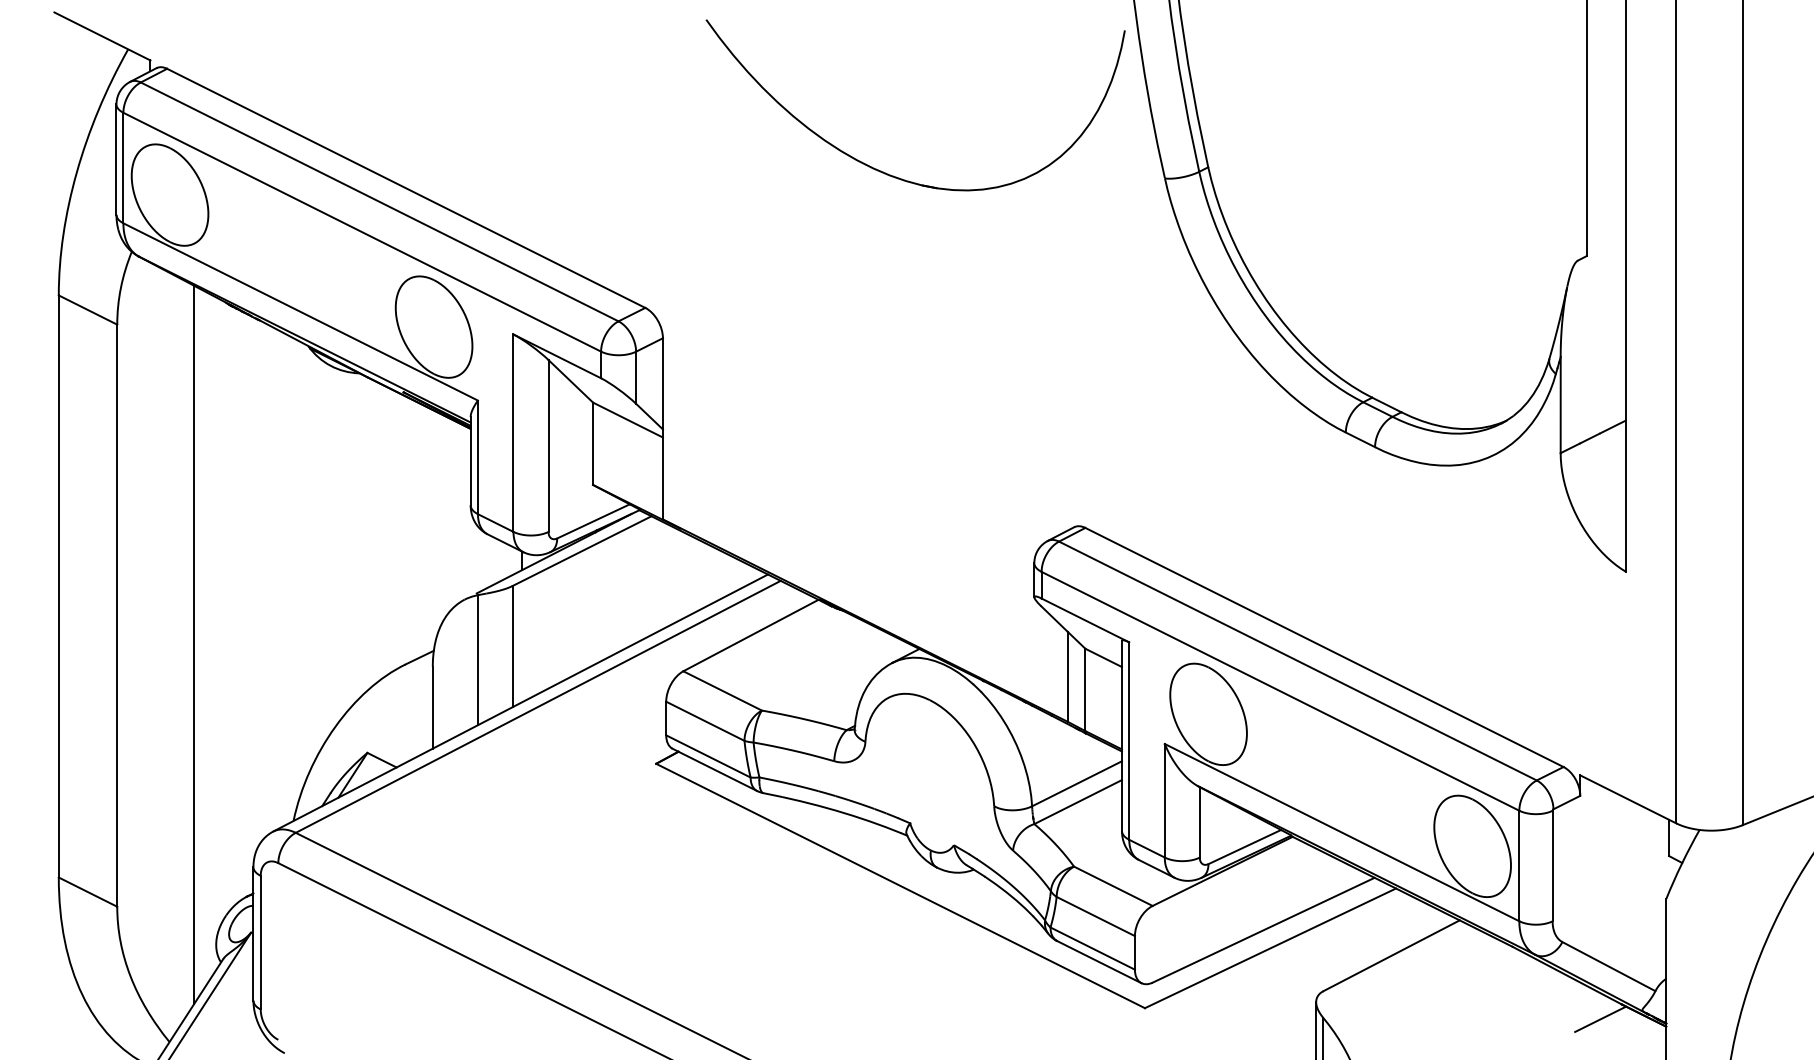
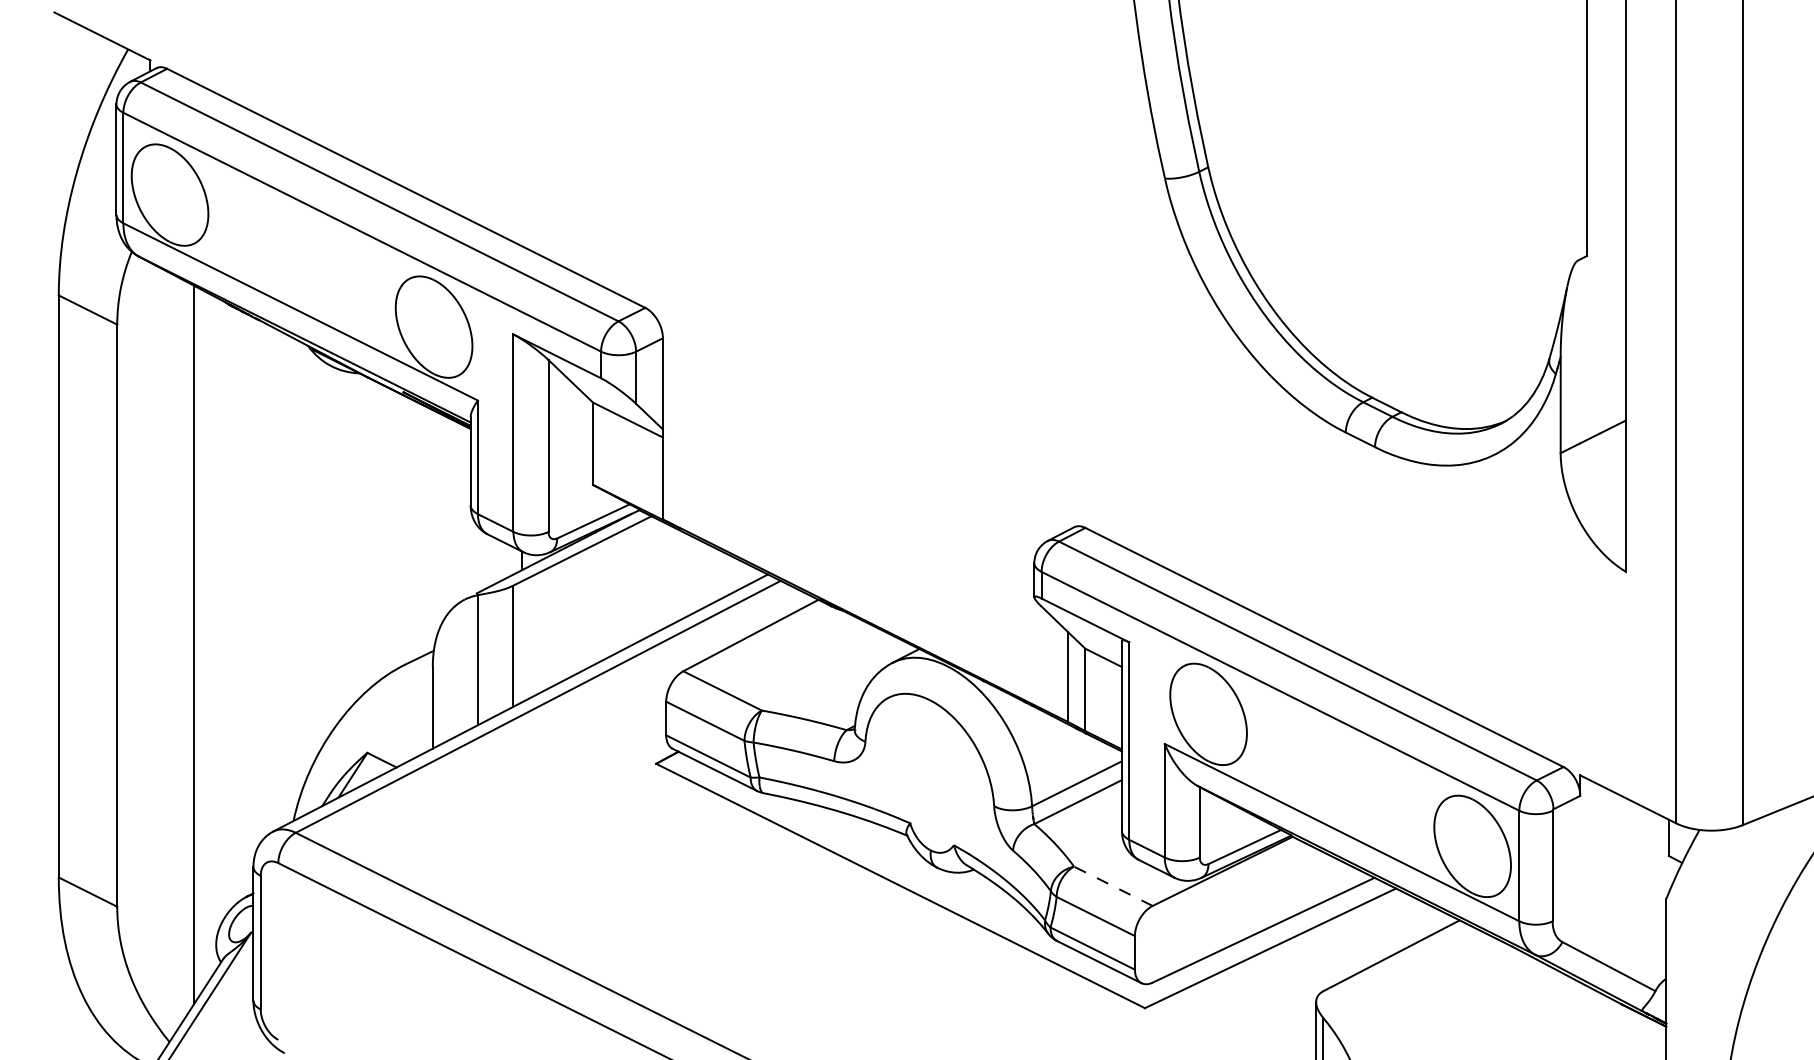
part: present -> none (888, 173)
line: solid -> dashed (1113, 886)
line: present -> none (1600, 1018)
